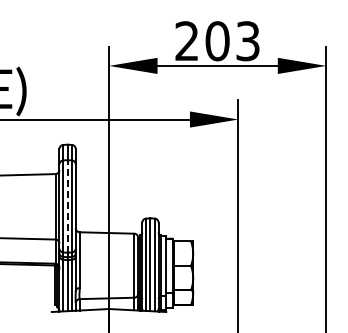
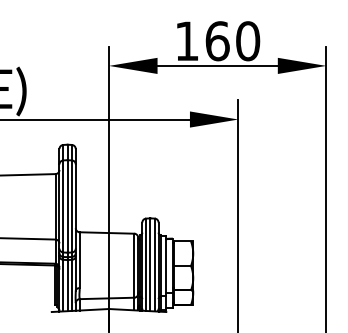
text: 203 -> 160 (217, 41)
line: dashed -> solid (67, 205)
